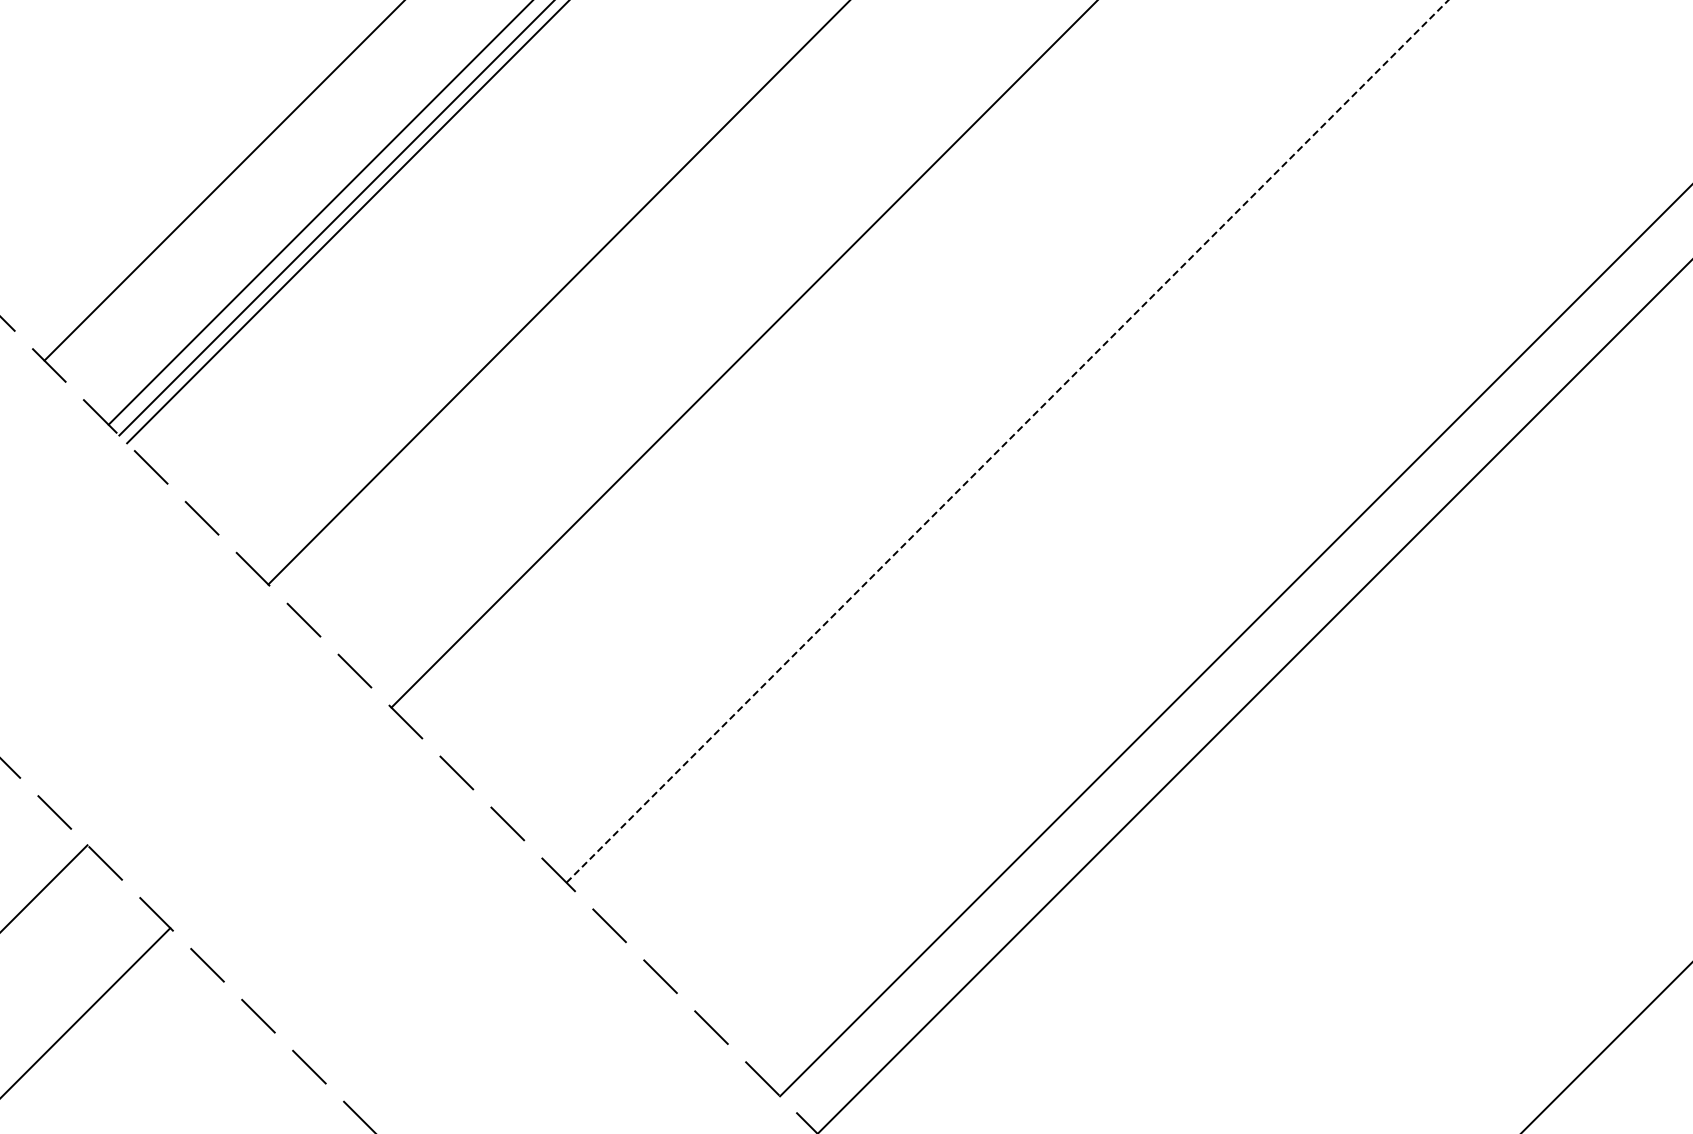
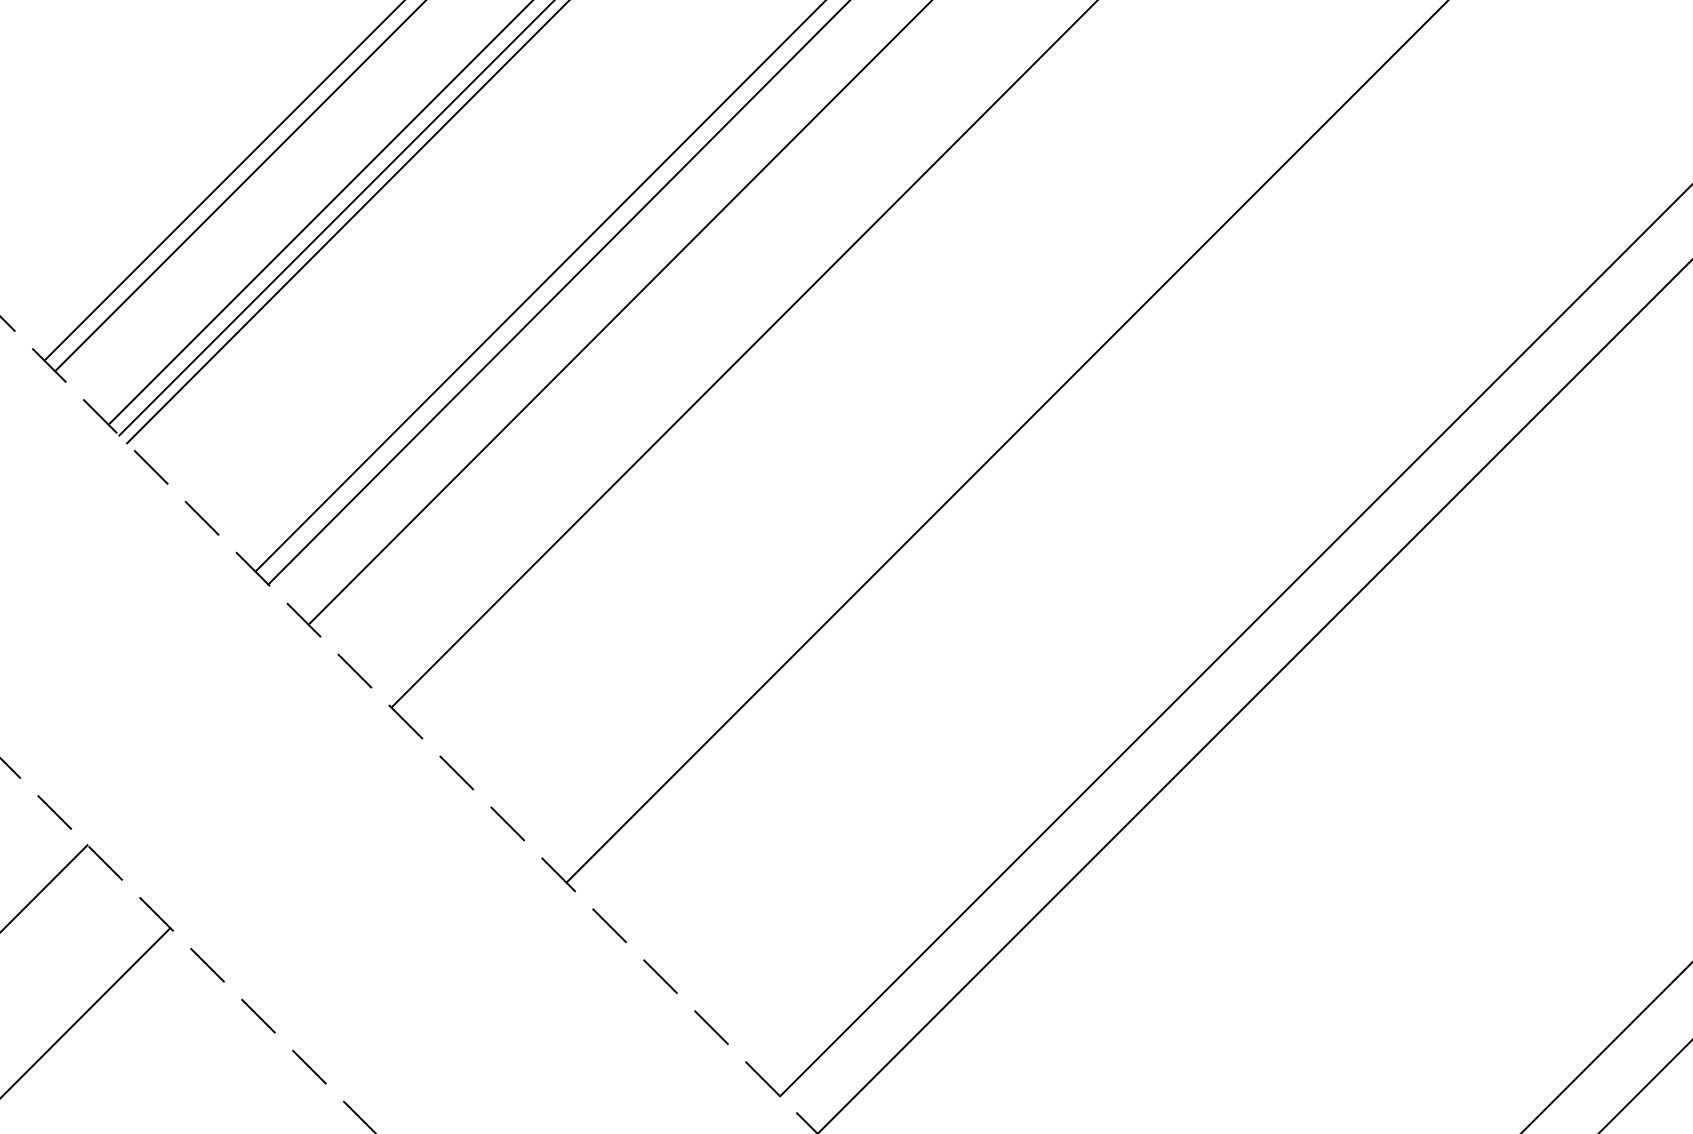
line: none -> present (239, 186)
line: none -> present (539, 286)
line: none -> present (618, 313)
line: dashed -> solid (1007, 441)
line: none -> present (1645, 1086)
